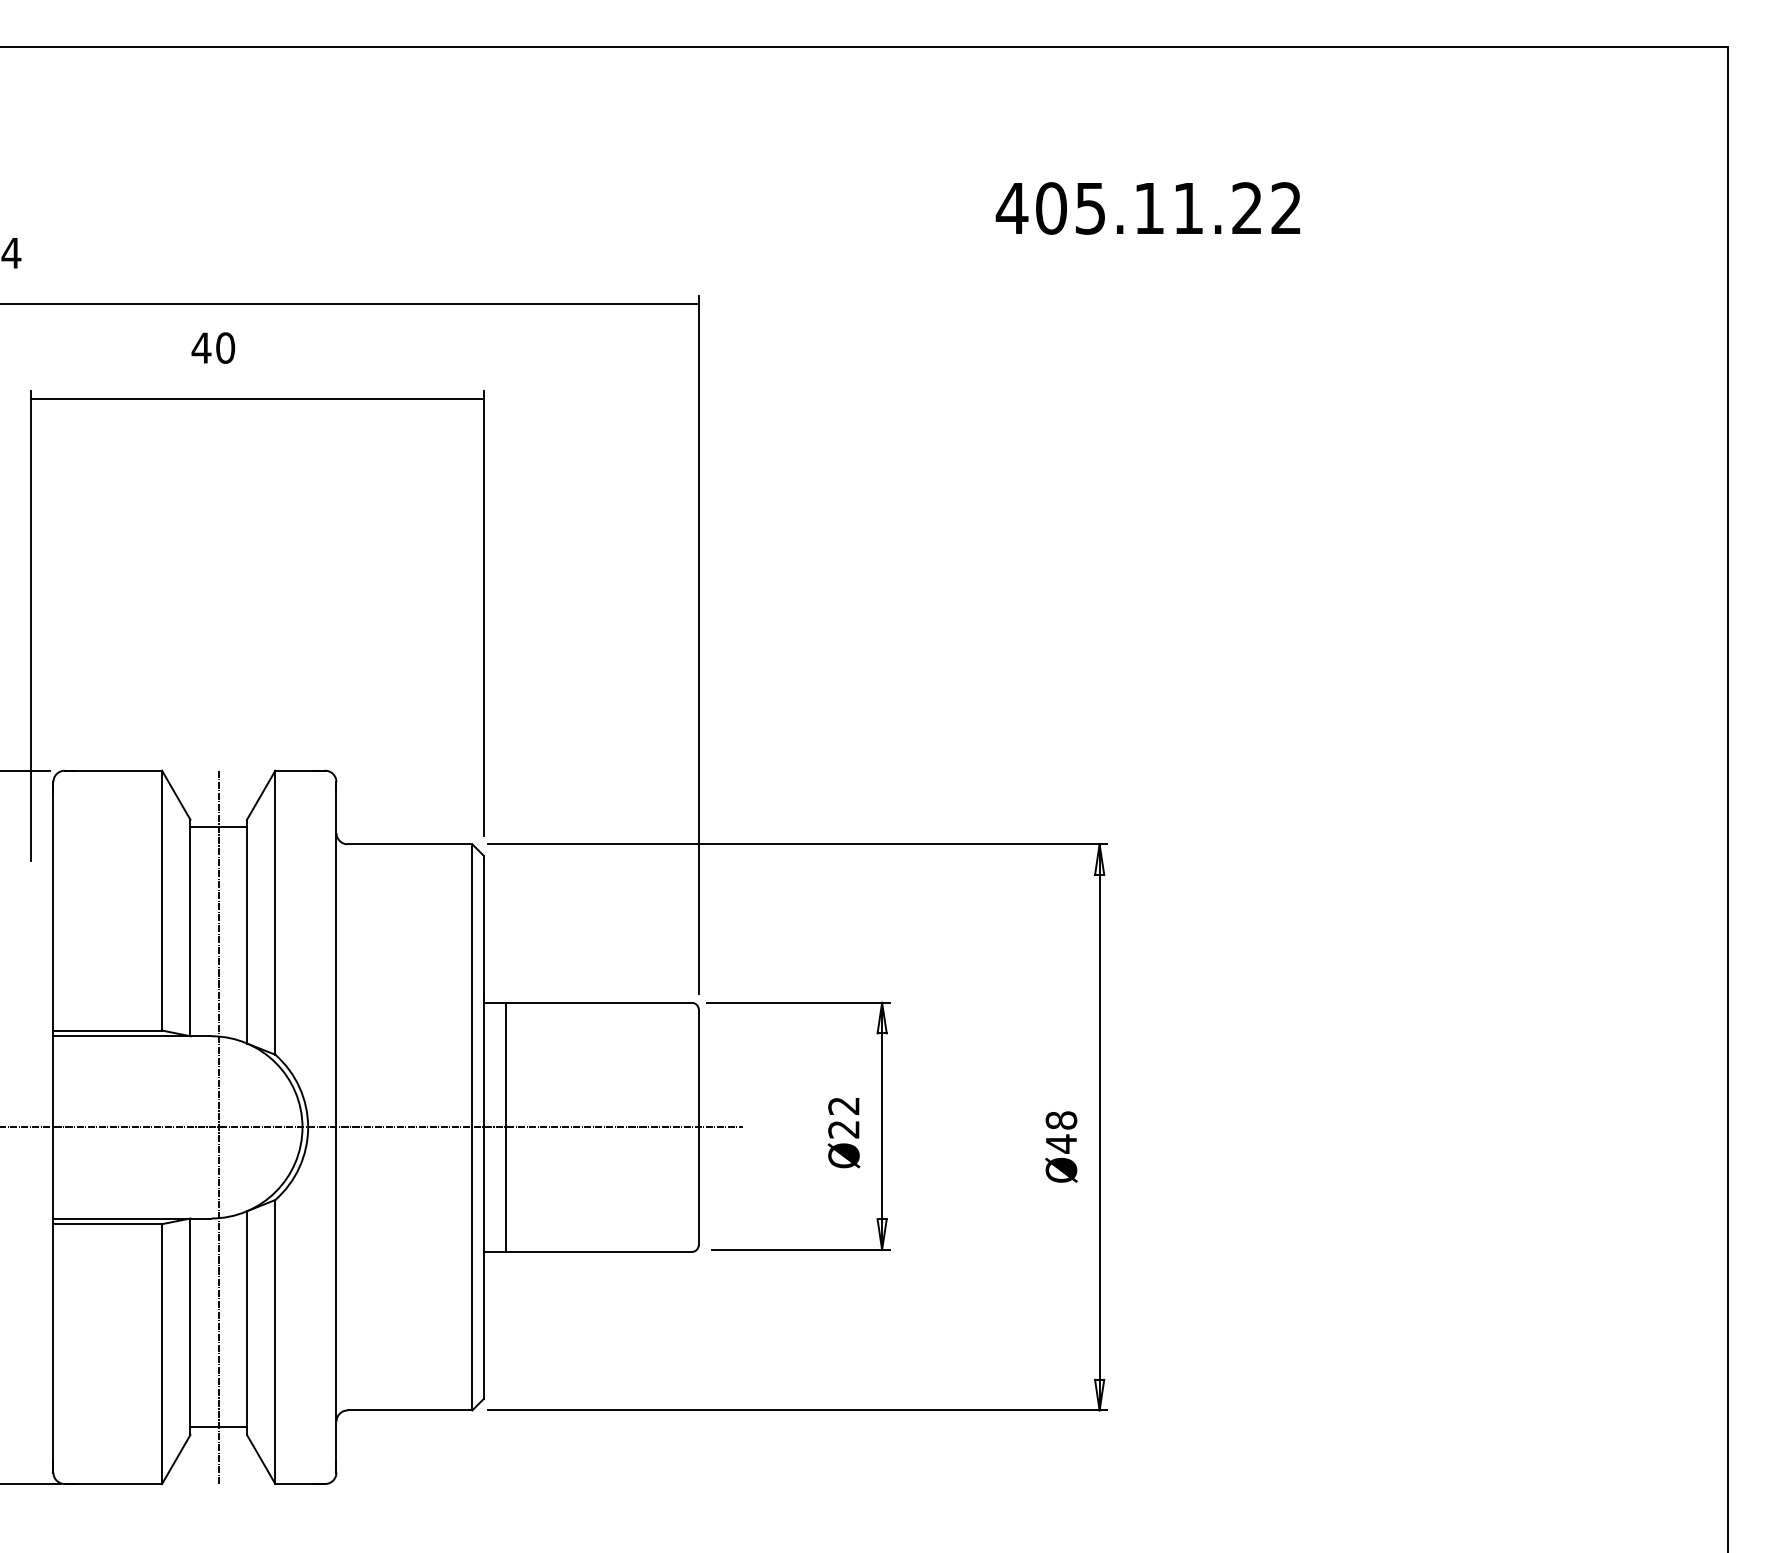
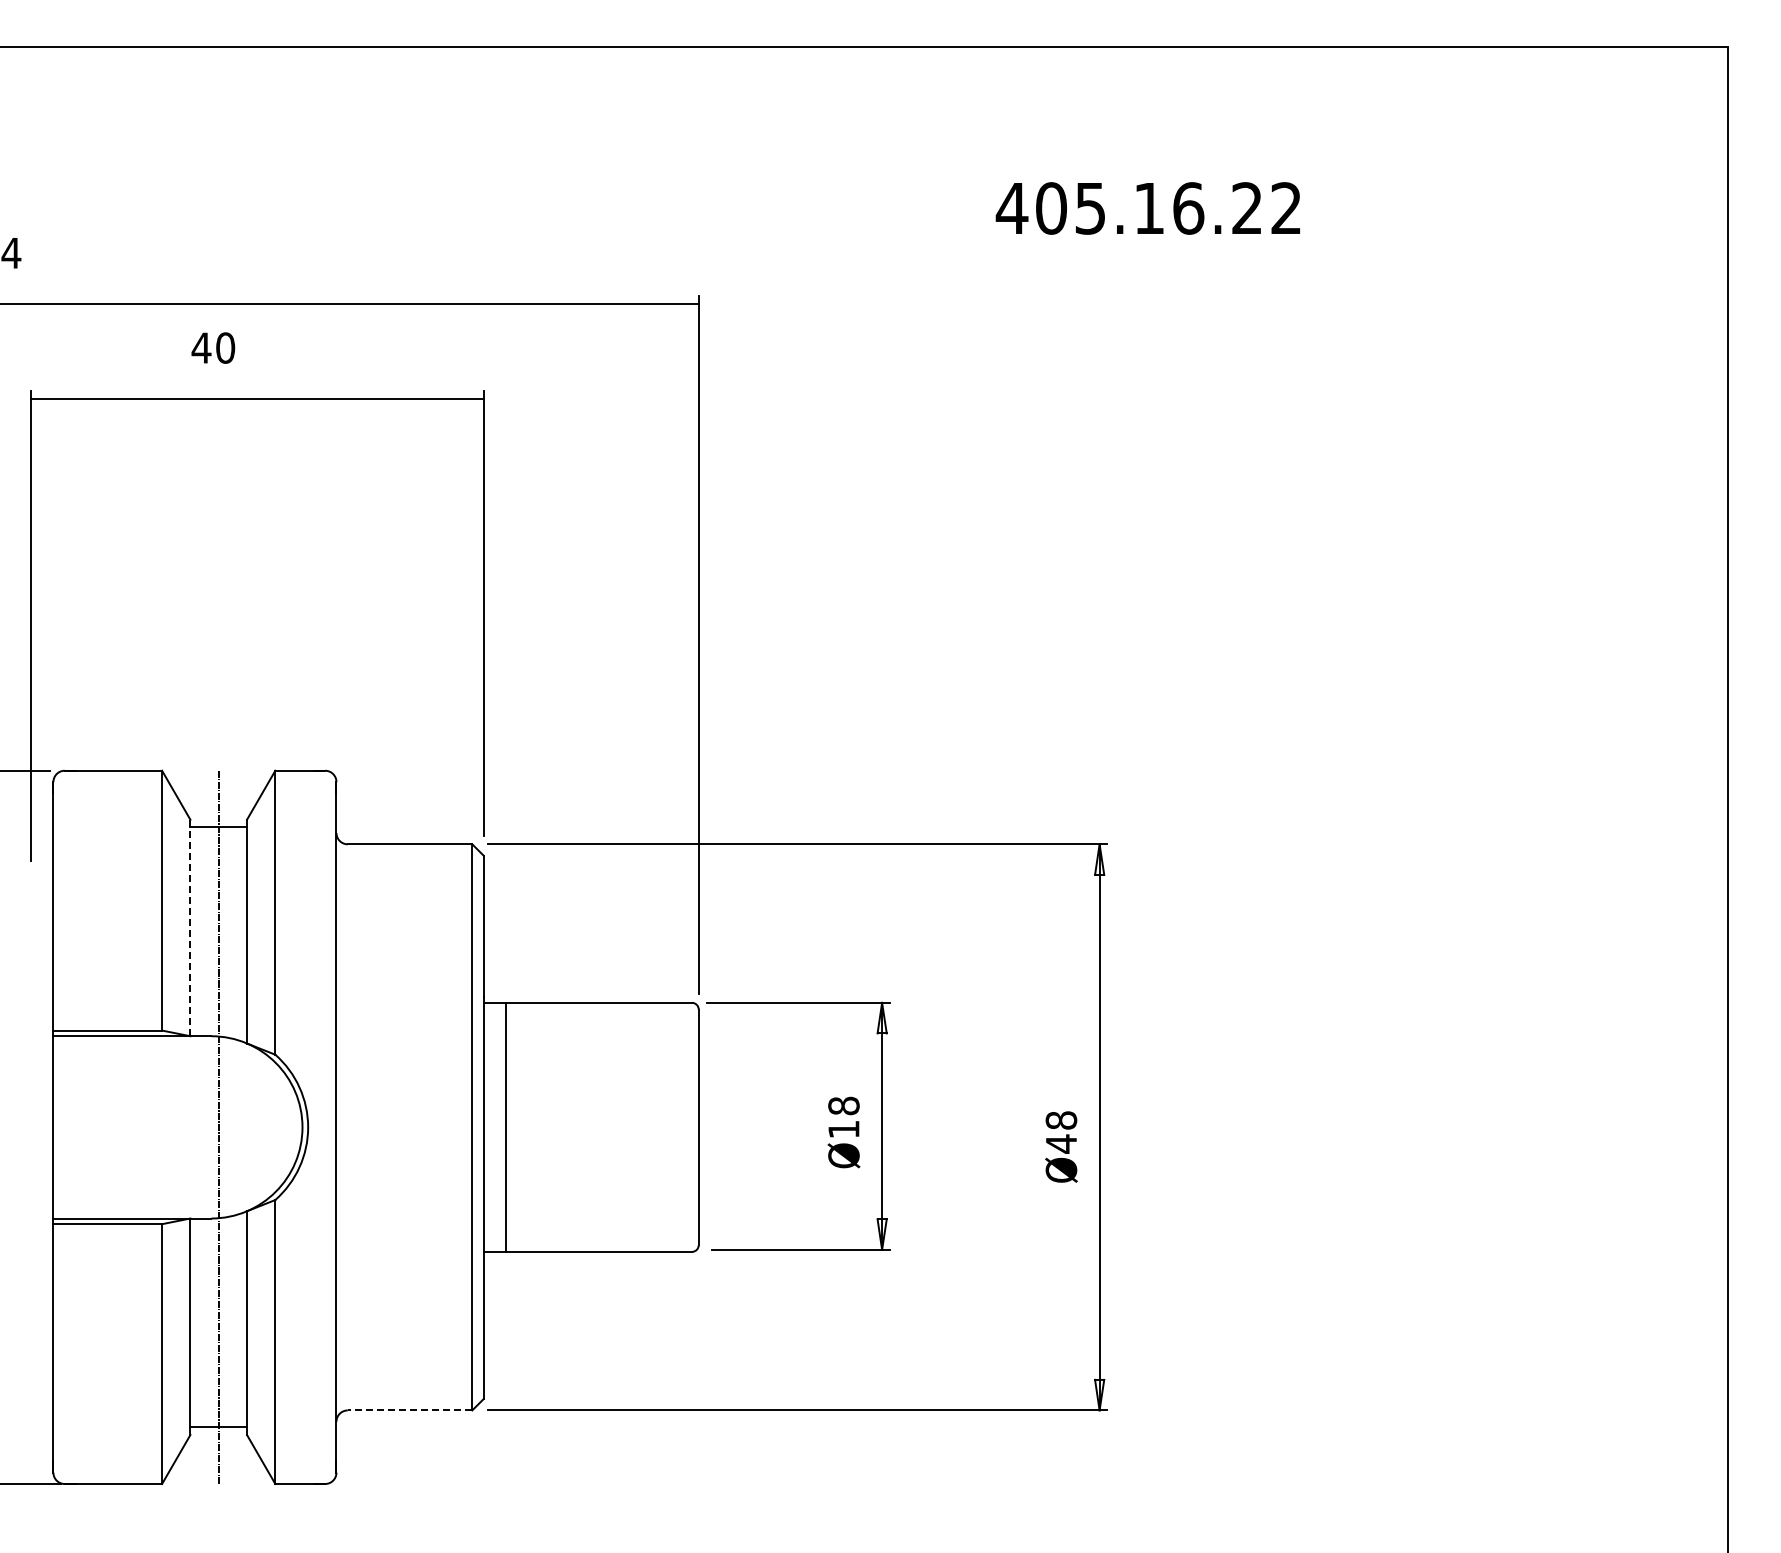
text: 405.11.22 -> 405.16.22 (1188, 208)
line: solid -> dashed (190, 928)
text: Ø22 -> Ø18 (843, 1117)
line: present -> none (372, 1127)
line: solid -> dashed (409, 1410)
